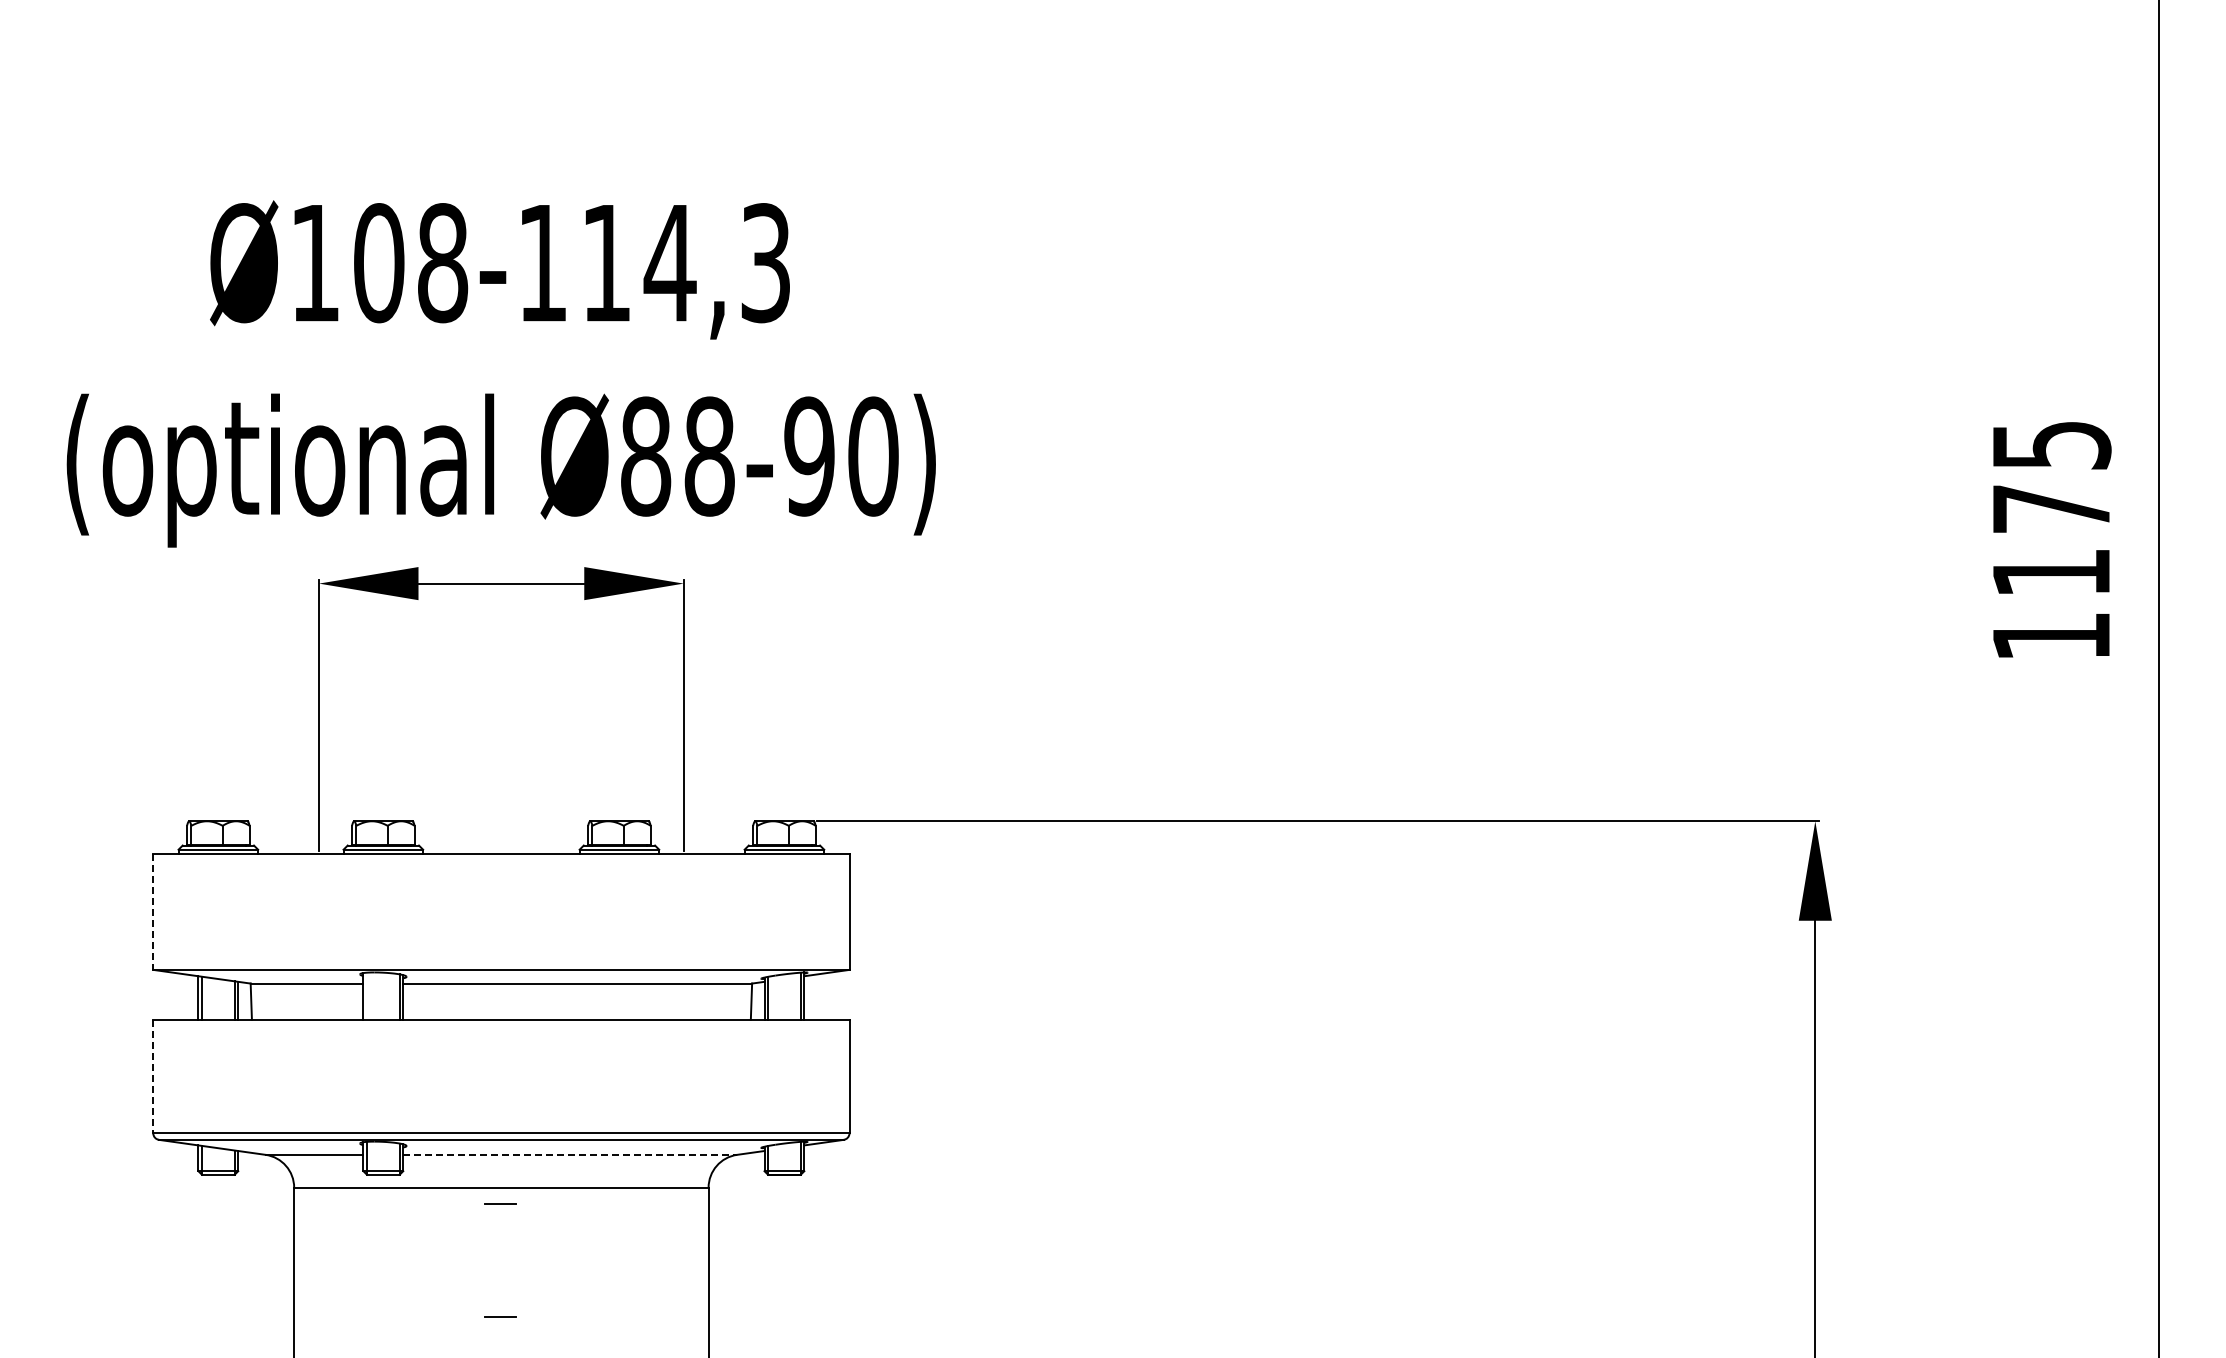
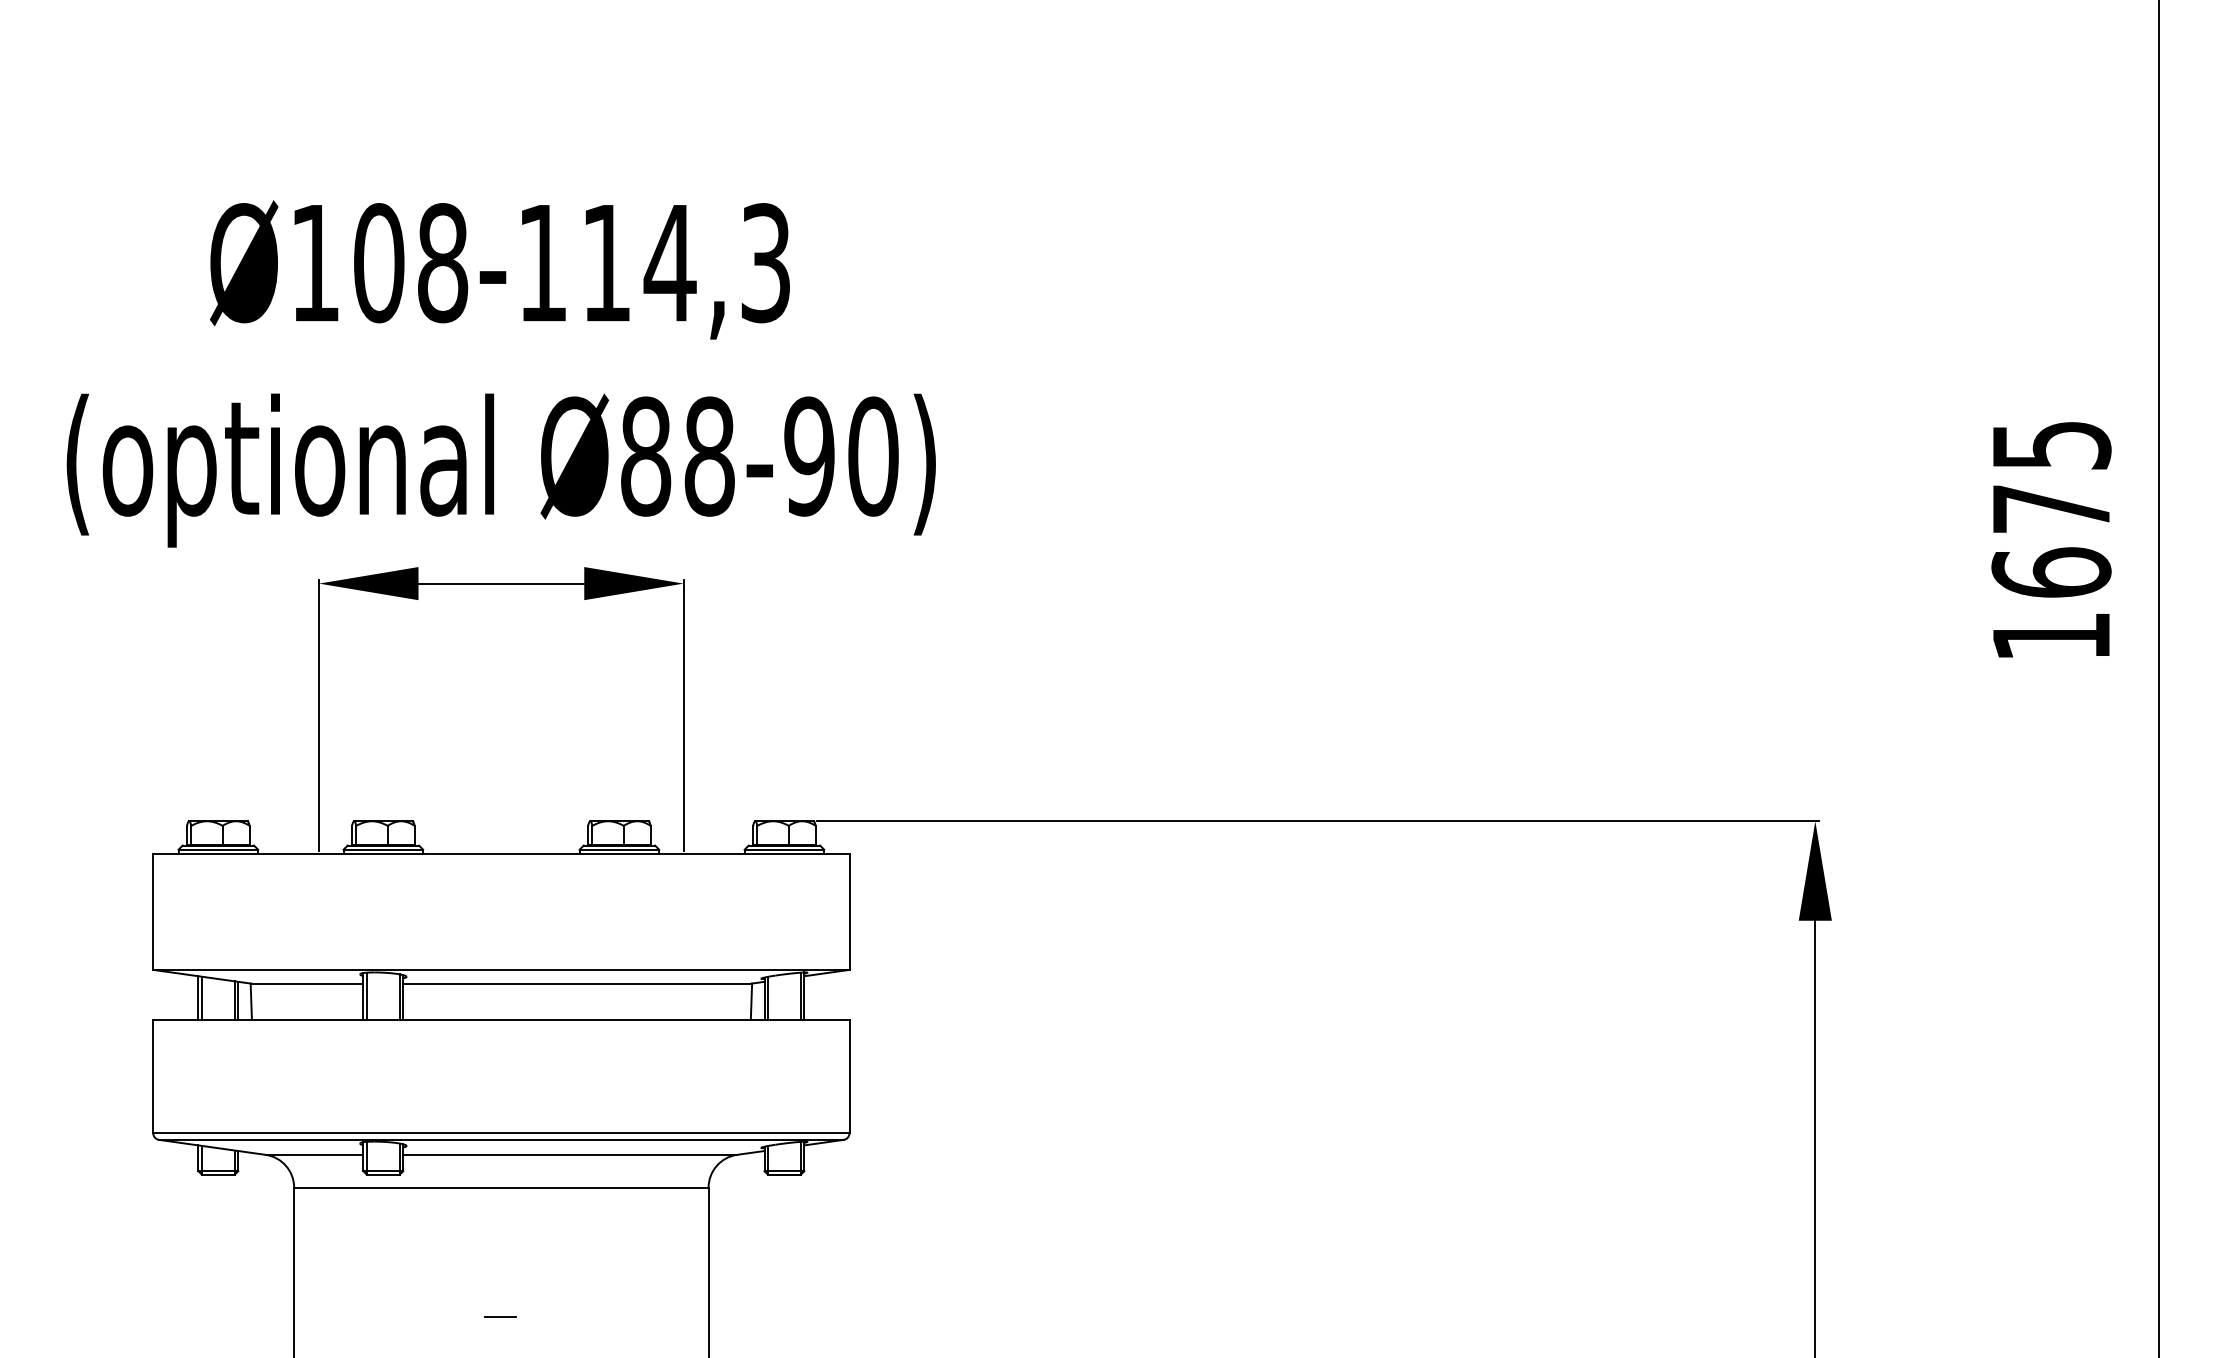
text: 1175 -> 1675 (2051, 572)
line: dashed -> solid (153, 912)
line: none -> present (367, 995)
line: dashed -> solid (153, 1076)
line: dashed -> solid (570, 1154)
line: present -> none (500, 1203)
